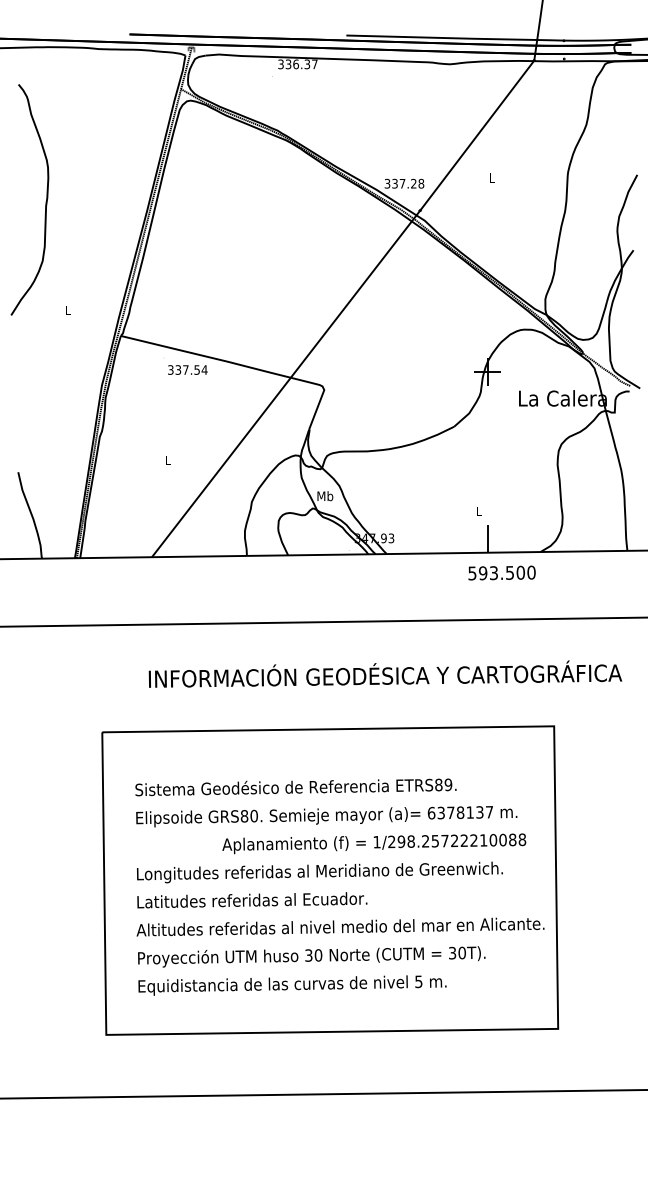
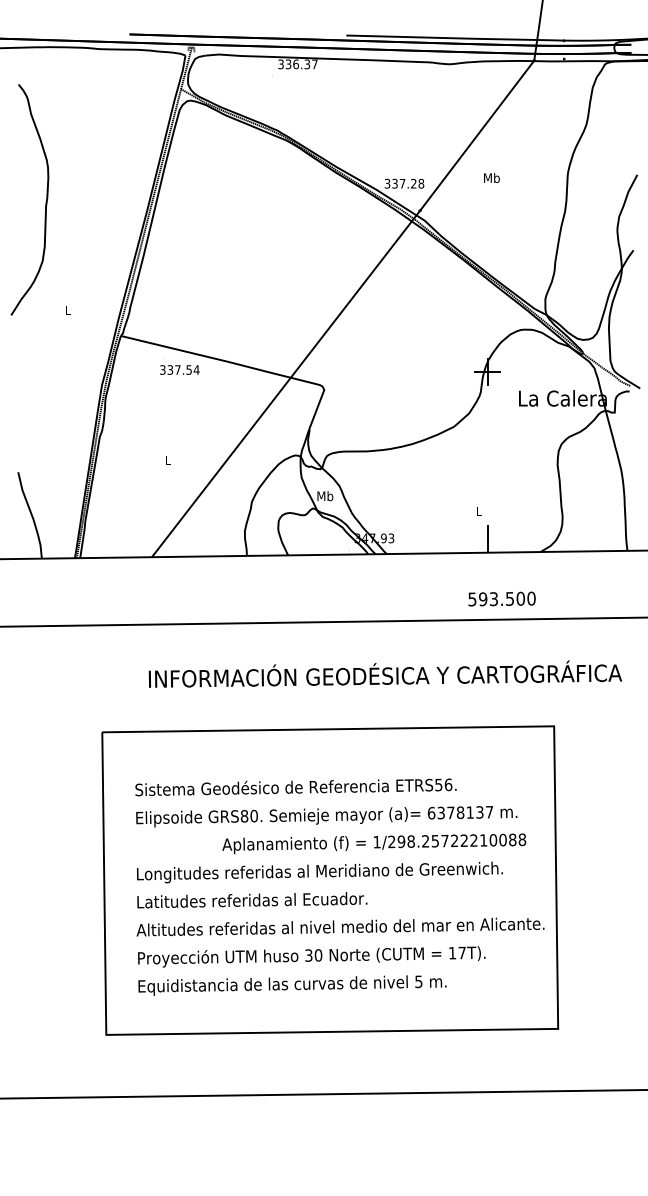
text: L -> Mb (491, 178)
text position: (187, 369) -> (179, 369) (179, 369)
text position: (501, 572) -> (501, 598) (501, 598)
text: ETRS89. -> ETRS56. (443, 784)
text: 30T). -> 17T). (457, 952)
